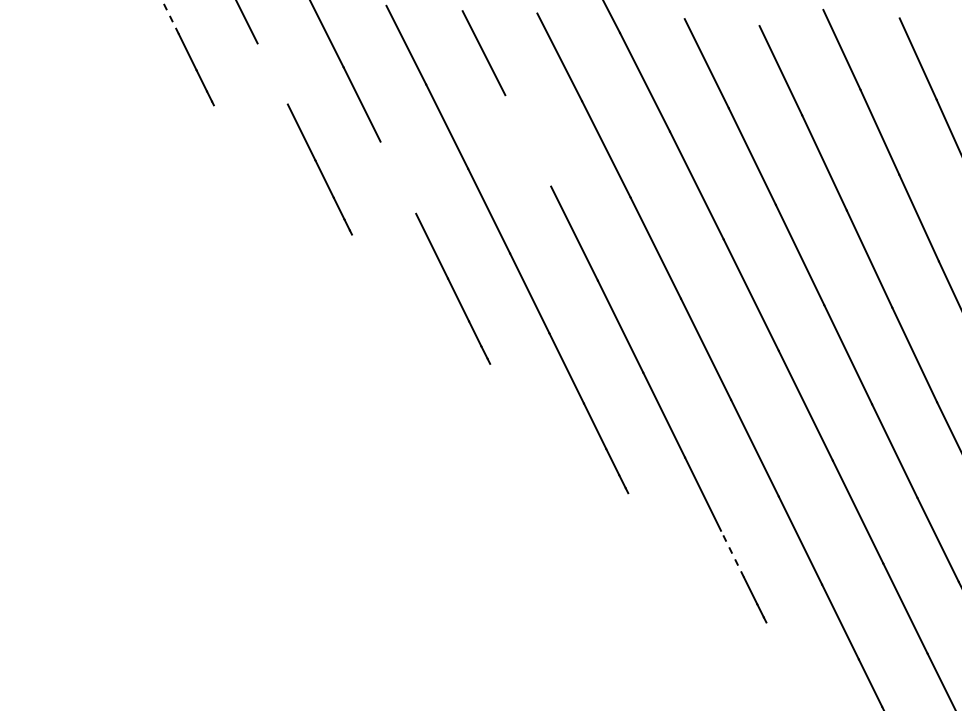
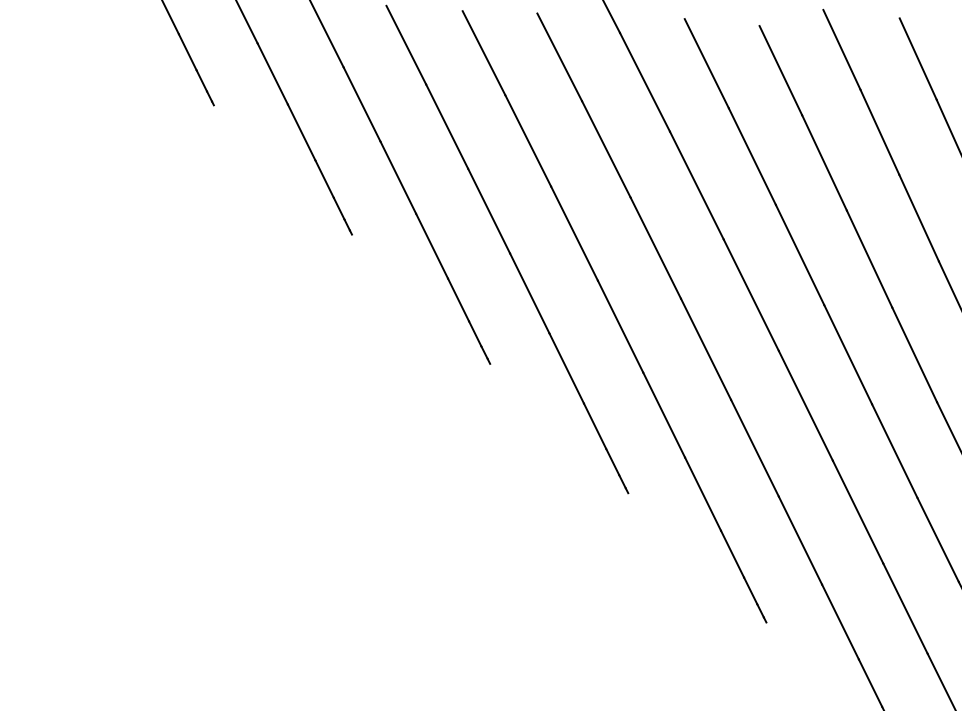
line: dashed -> solid (170, 17)
line: none -> present (272, 73)
line: none -> present (528, 140)
line: none -> present (398, 177)
line: dashed -> solid (732, 553)
